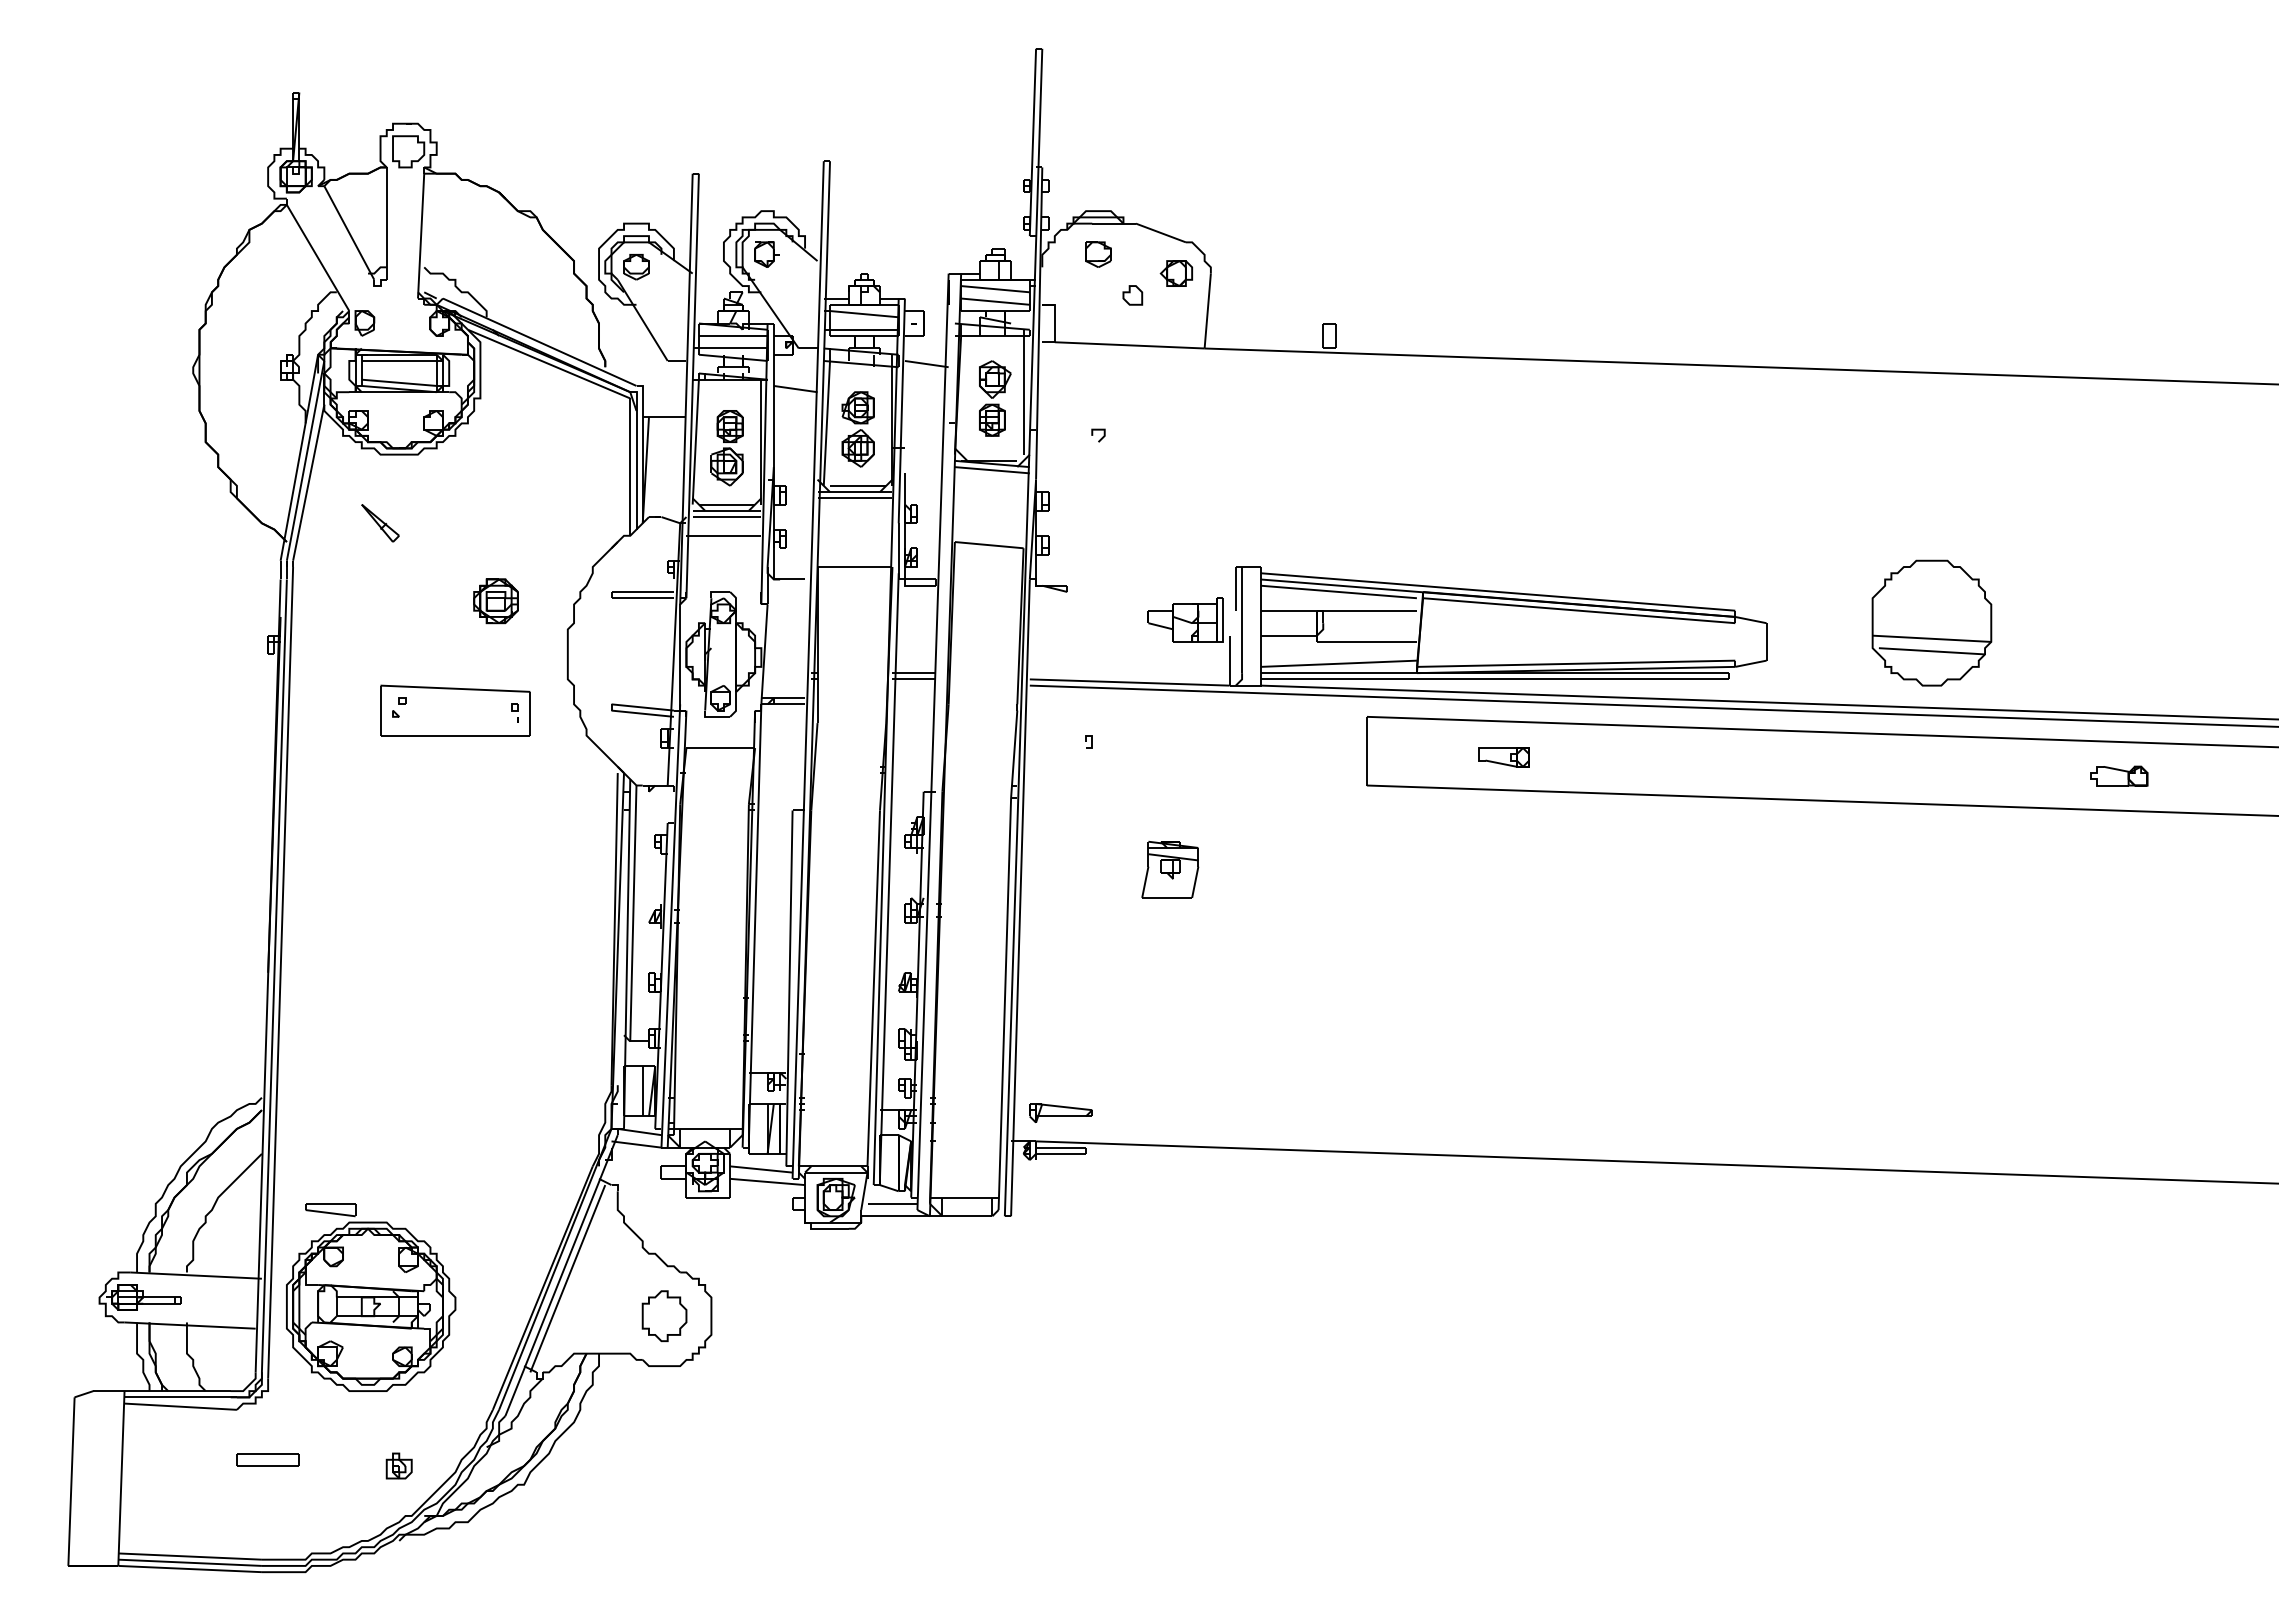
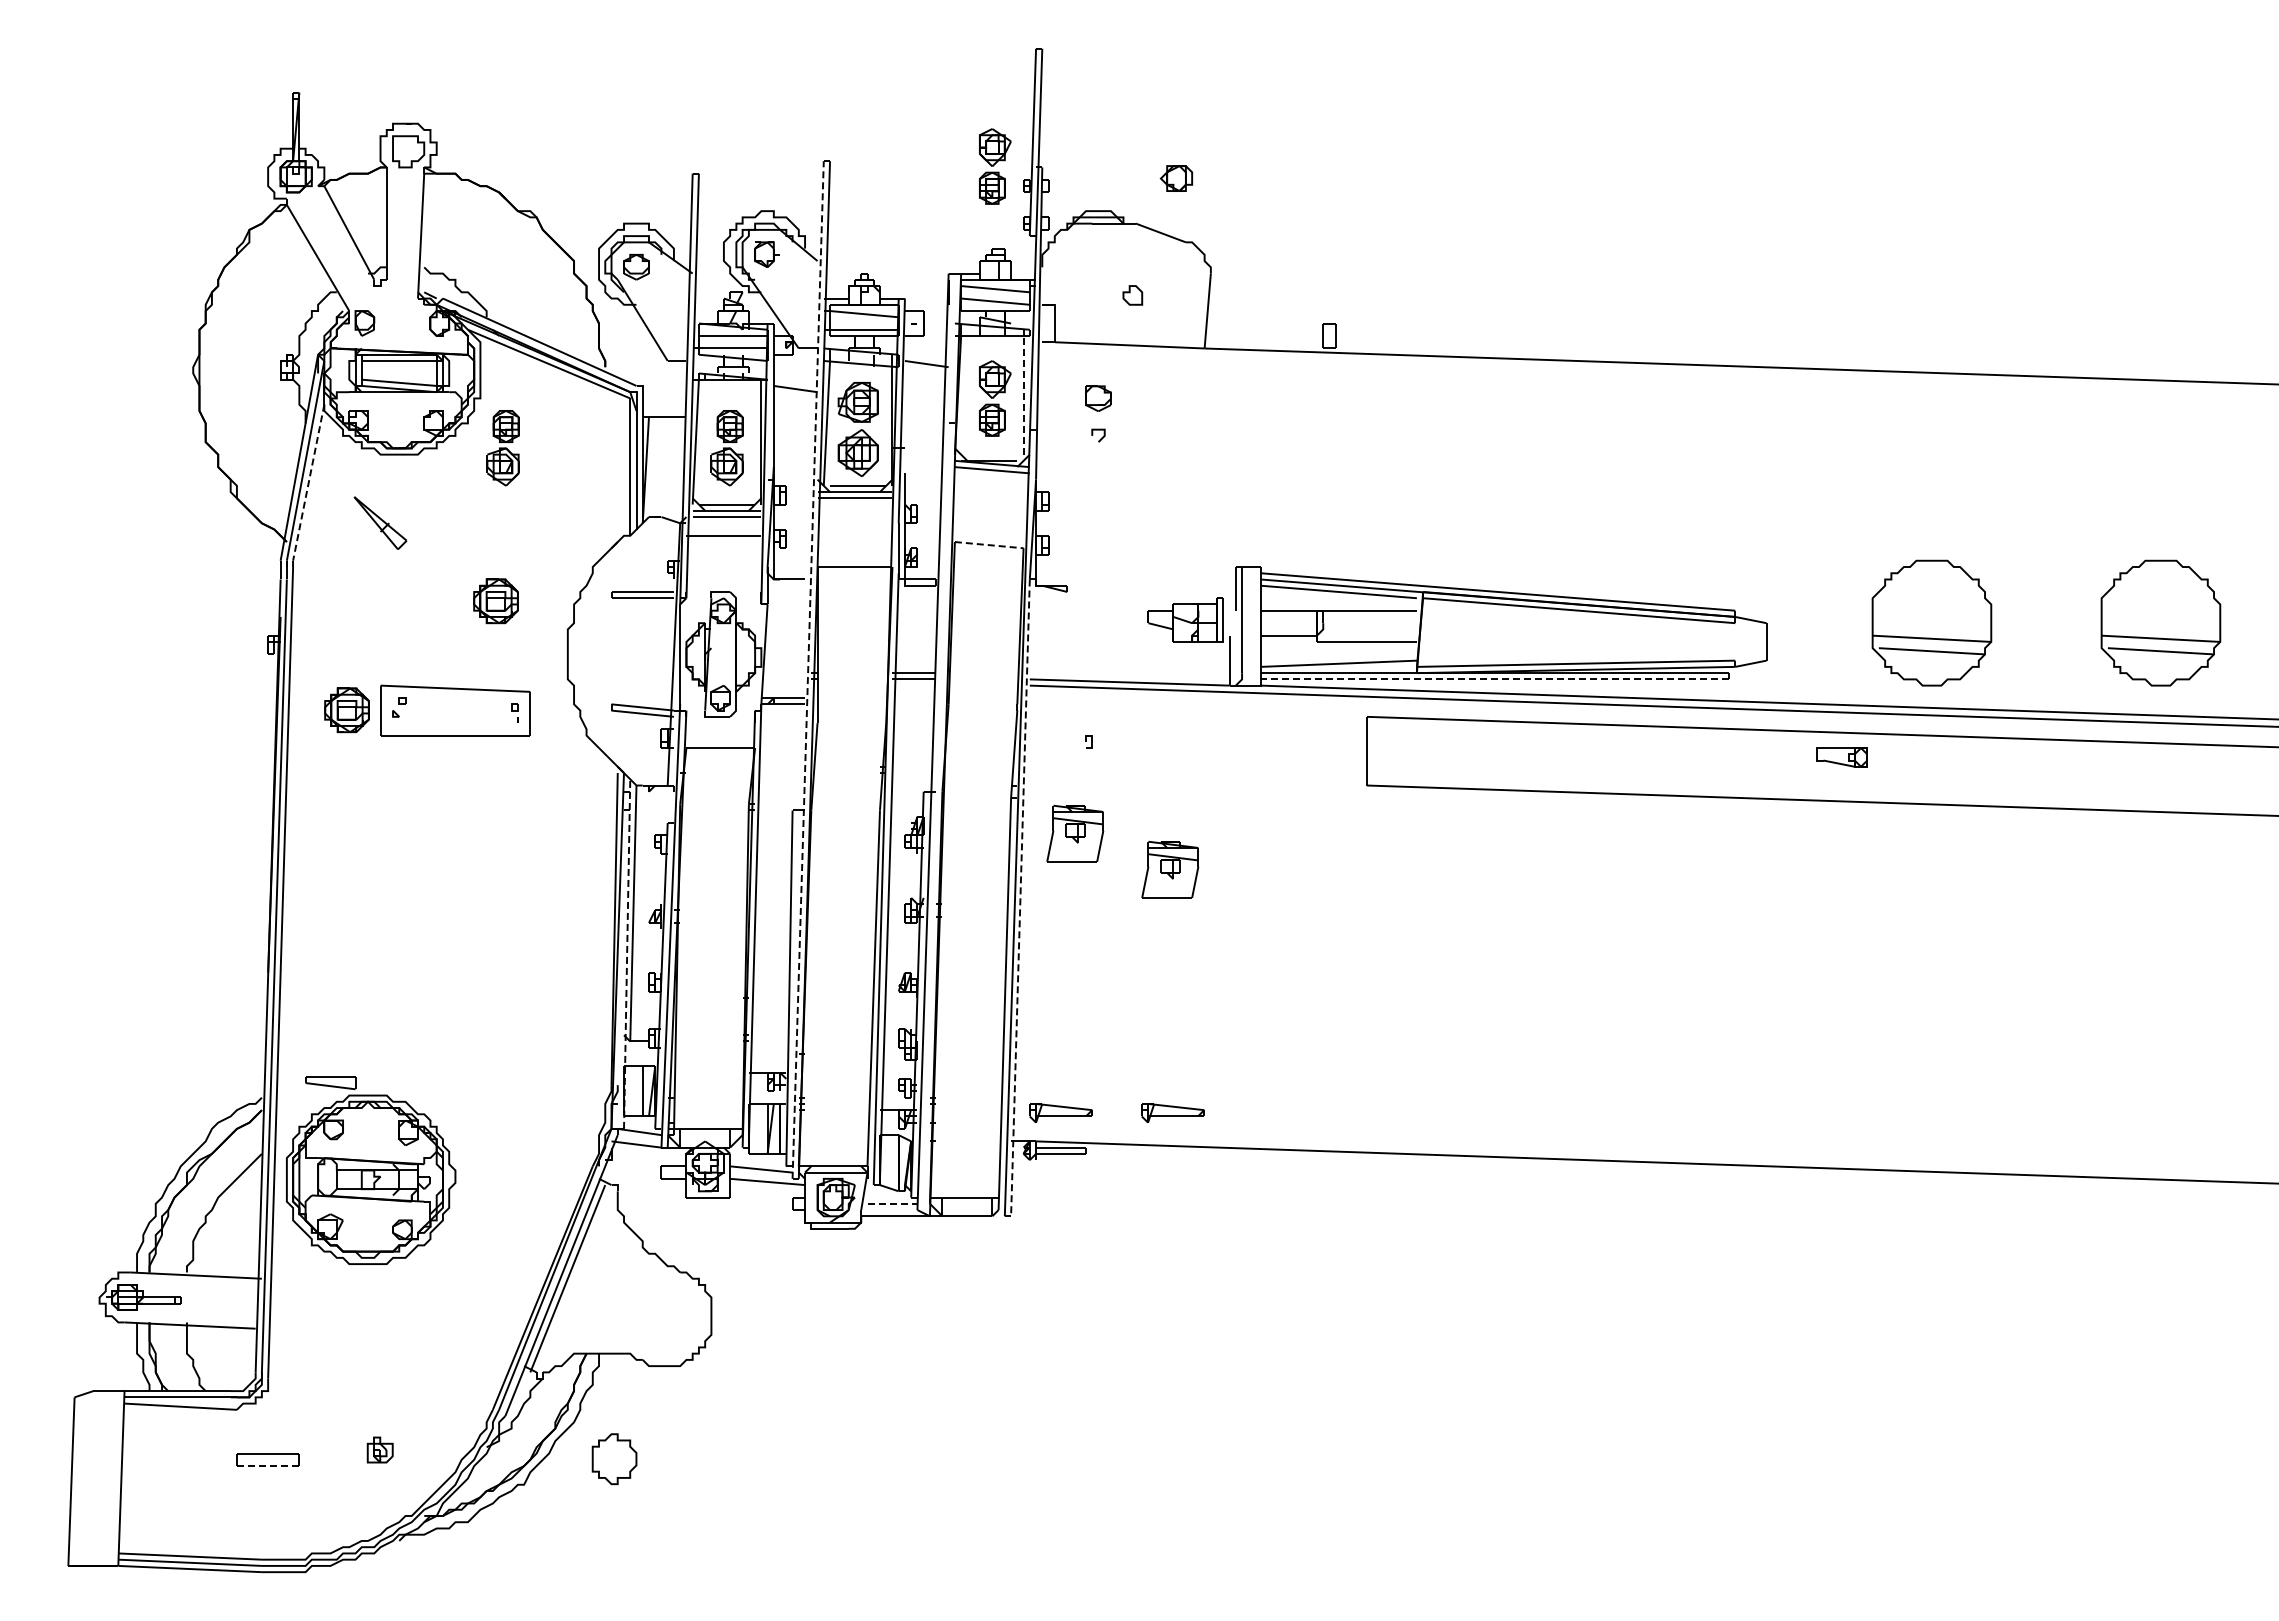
part: none -> present (995, 166)
part position: (1098, 254) -> (1098, 398) (1098, 398)
part position: (1175, 273) -> (1175, 178) (1175, 178)
line: solid -> dashed (1023, 394)
part size: 34x77 px -> 42x95 px (857, 429)
part: none -> present (502, 448)
line: solid -> dashed (308, 482)
part size: 39x39 px -> 55x54 px (380, 522)
line: solid -> dashed (989, 545)
part: none -> present (2160, 622)
line: solid -> dashed (808, 669)
line: solid -> dashed (1494, 679)
part: none -> present (346, 710)
part position: (1503, 757) -> (1841, 757) (1841, 757)
part: present -> none (2119, 775)
part: none -> present (1075, 833)
line: solid -> dashed (1020, 897)
line: solid -> dashed (627, 954)
part: none -> present (1172, 1112)
line: solid -> dashed (892, 1203)
part position: (371, 1297) -> (371, 1170) (371, 1170)
part position: (664, 1316) -> (614, 1459) (614, 1459)
part position: (398, 1465) -> (379, 1449) (379, 1449)
line: solid -> dashed (267, 1466)
